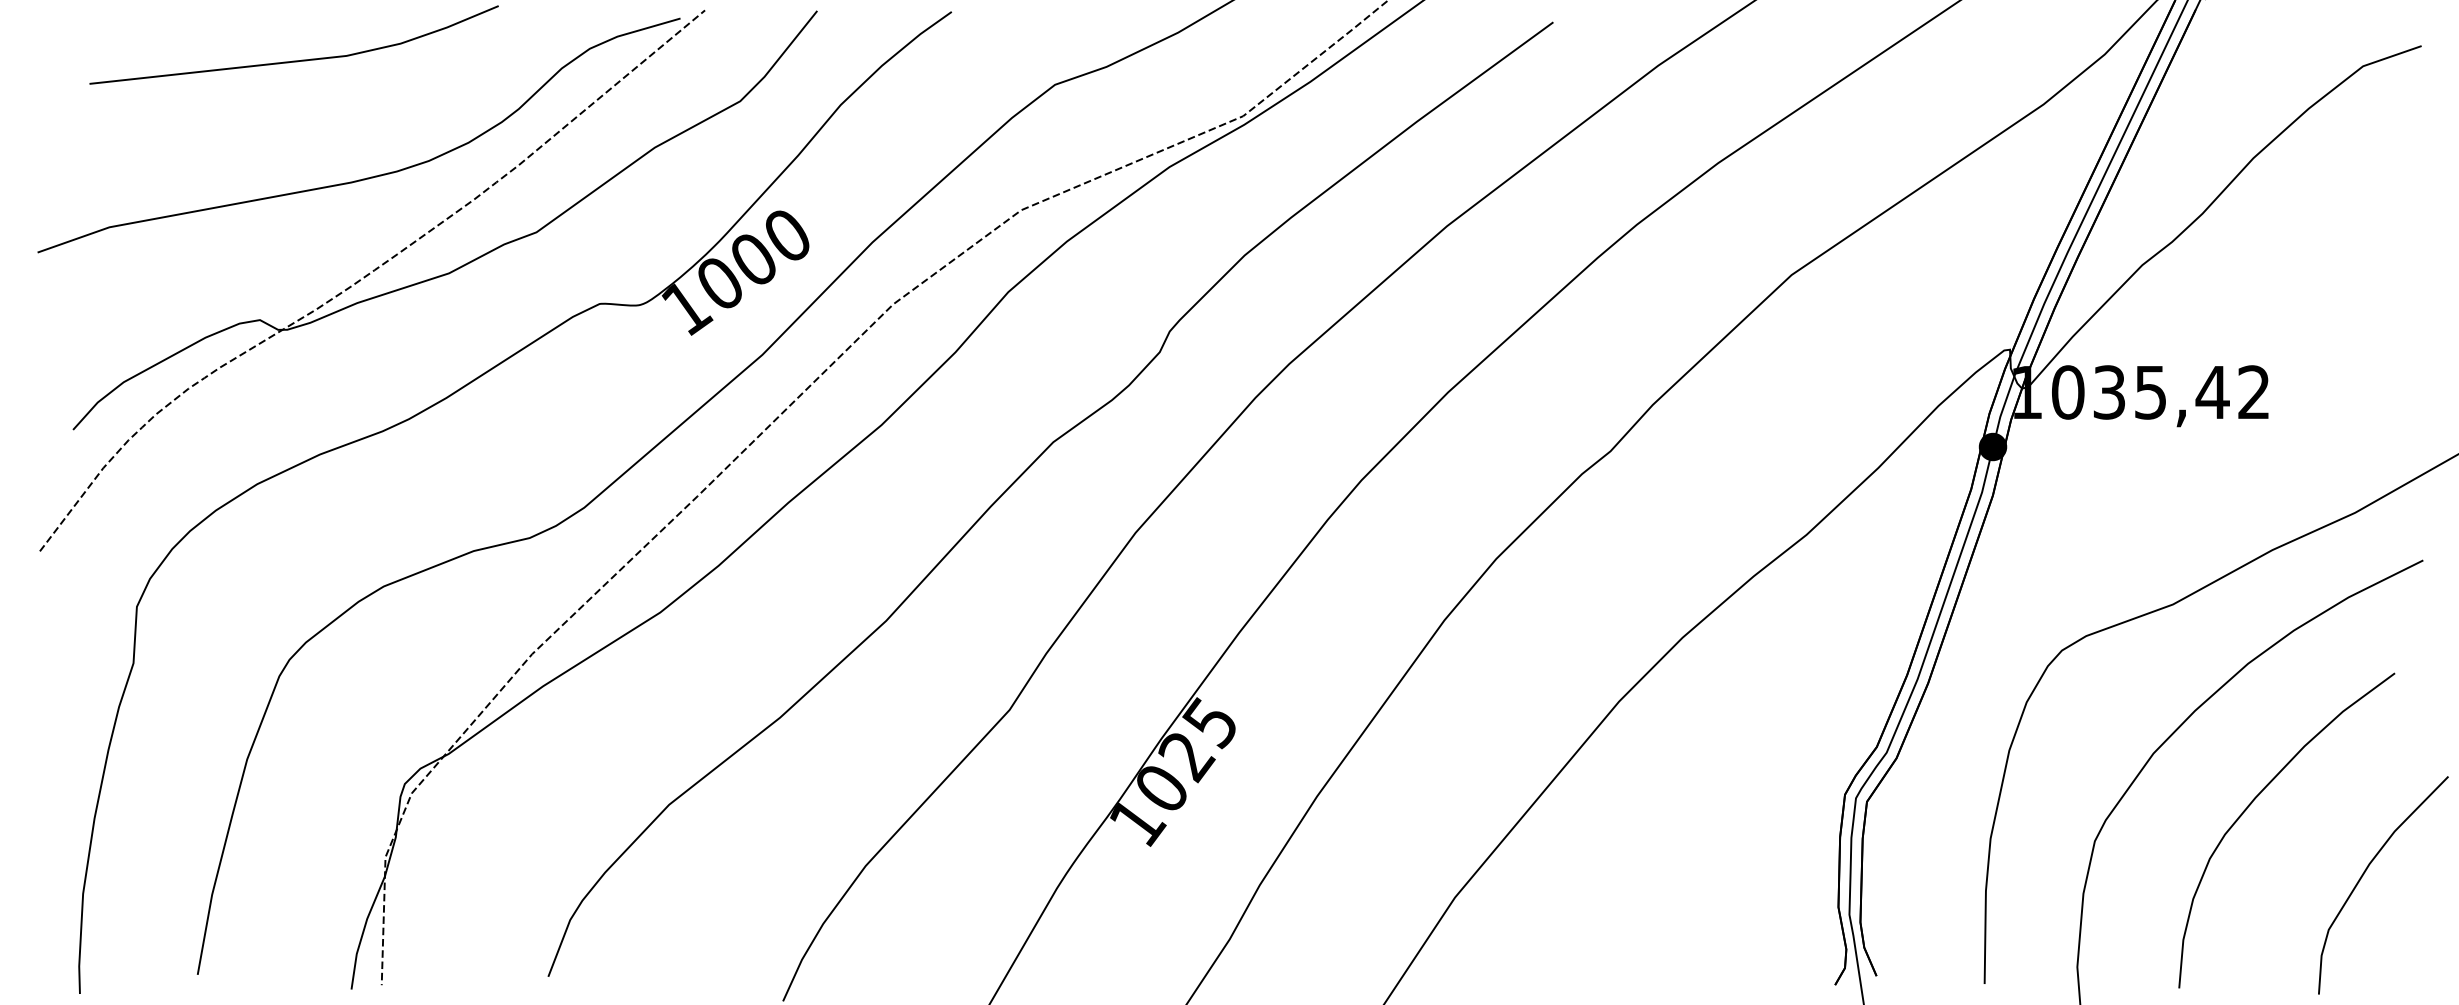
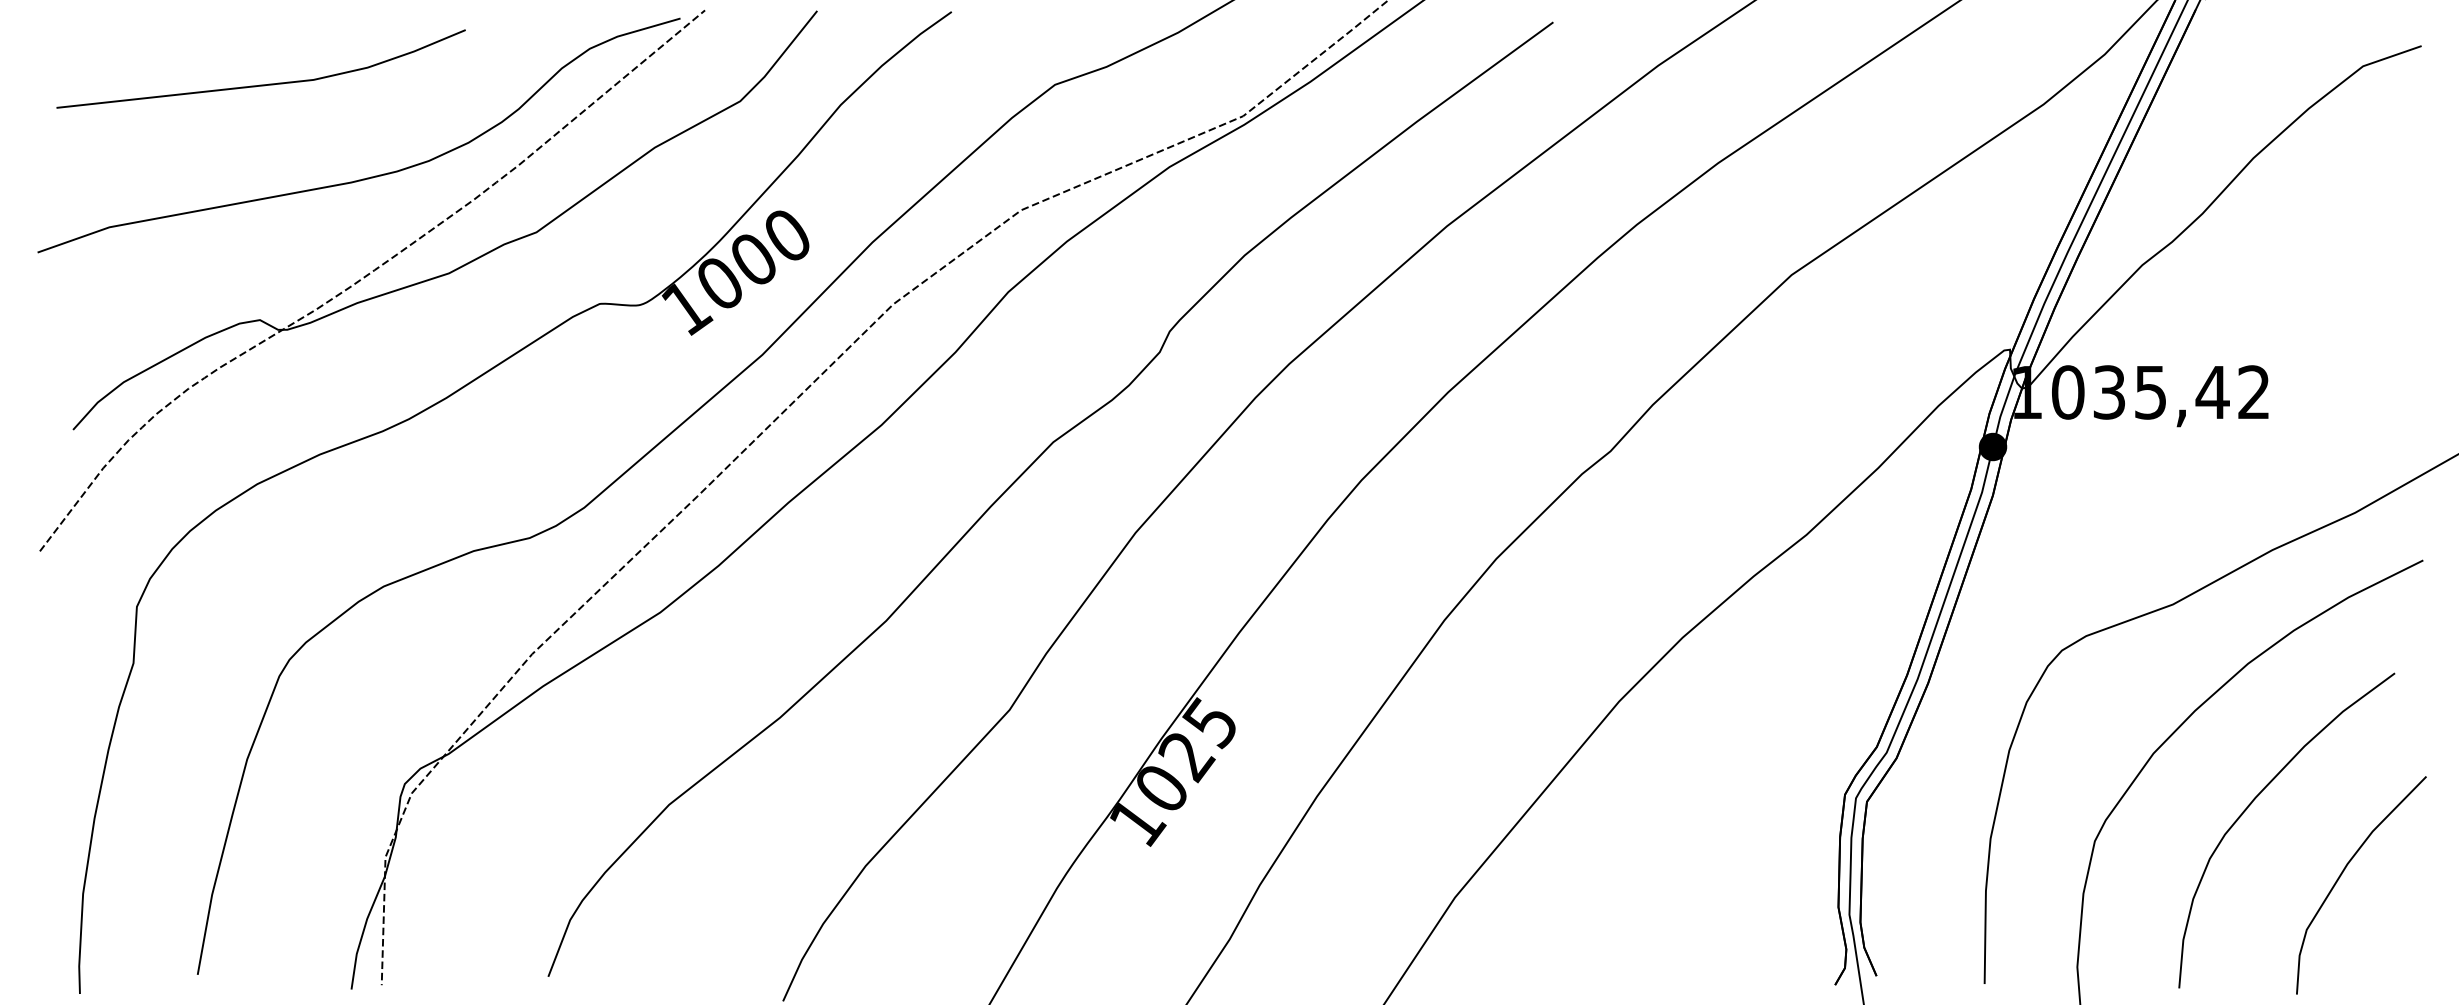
line position: (293, 60) -> (260, 84) (260, 84)
curve position: (2364, 874) -> (2342, 874) (2342, 874)
